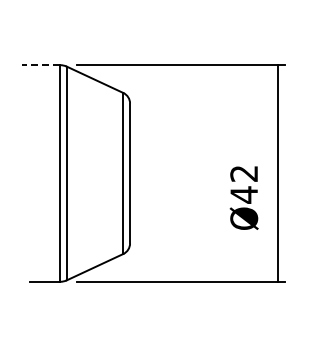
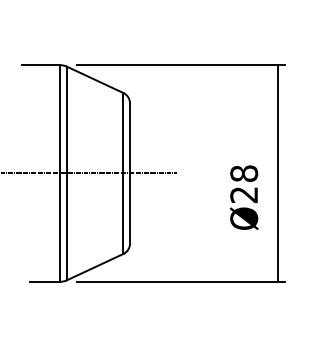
line: dashed -> solid (41, 65)
line: none -> present (89, 173)
text: Ø42 -> Ø28 (244, 184)
